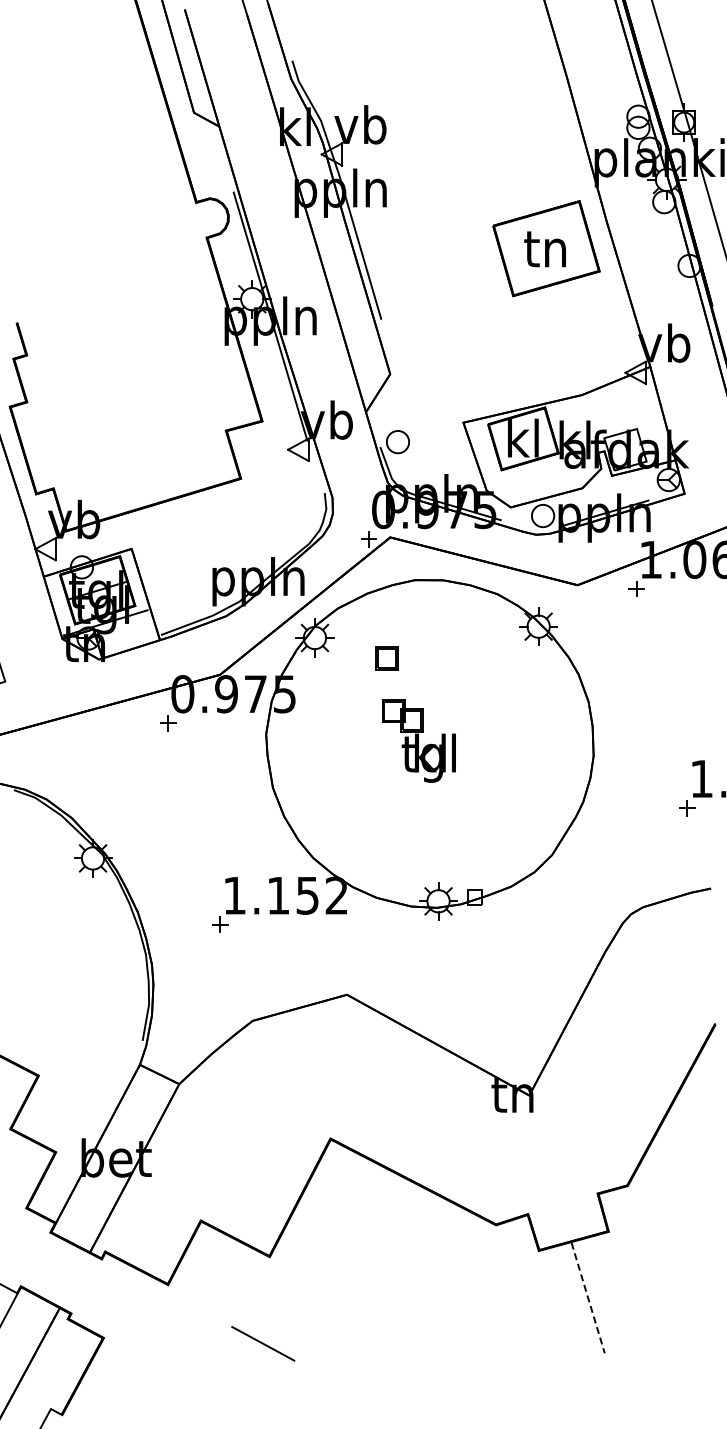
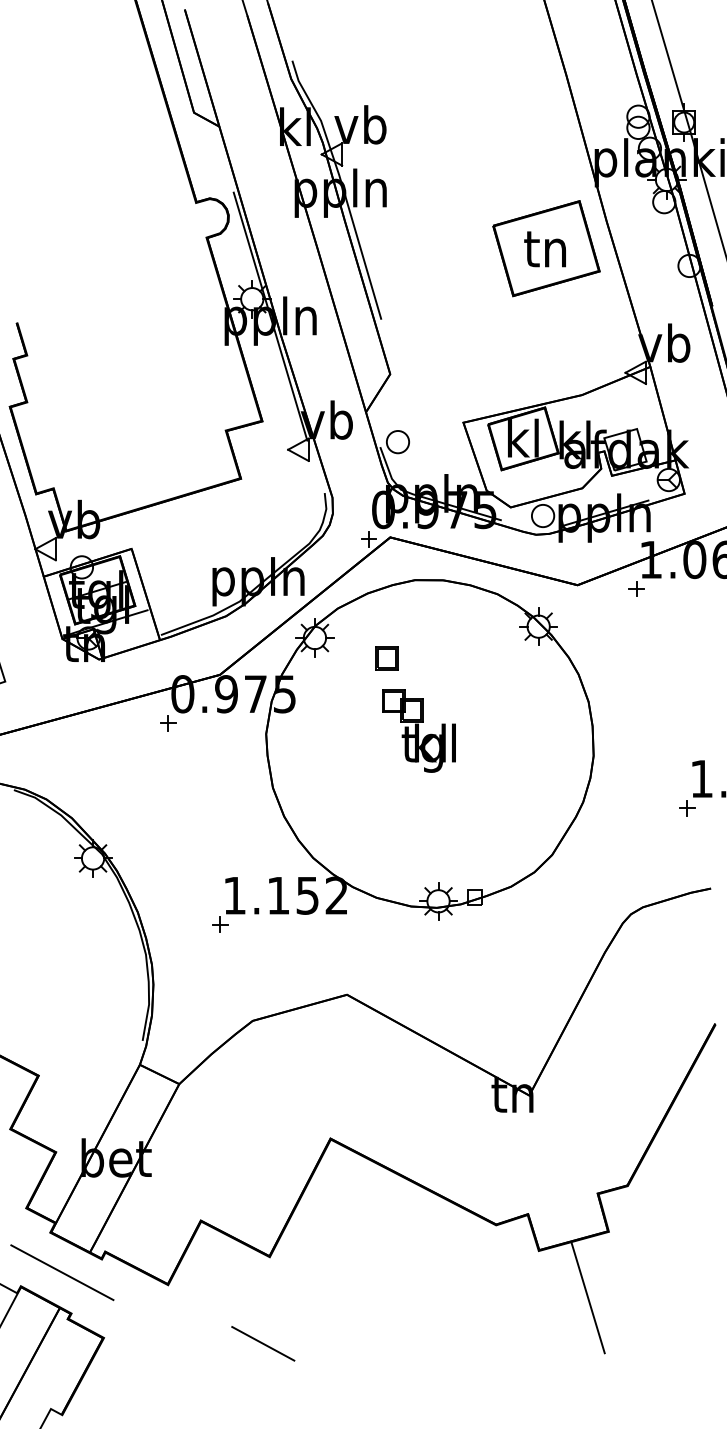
part position: (418, 740) -> (418, 730) (418, 730)
line: none -> present (62, 1272)
line: dashed -> solid (588, 1298)
